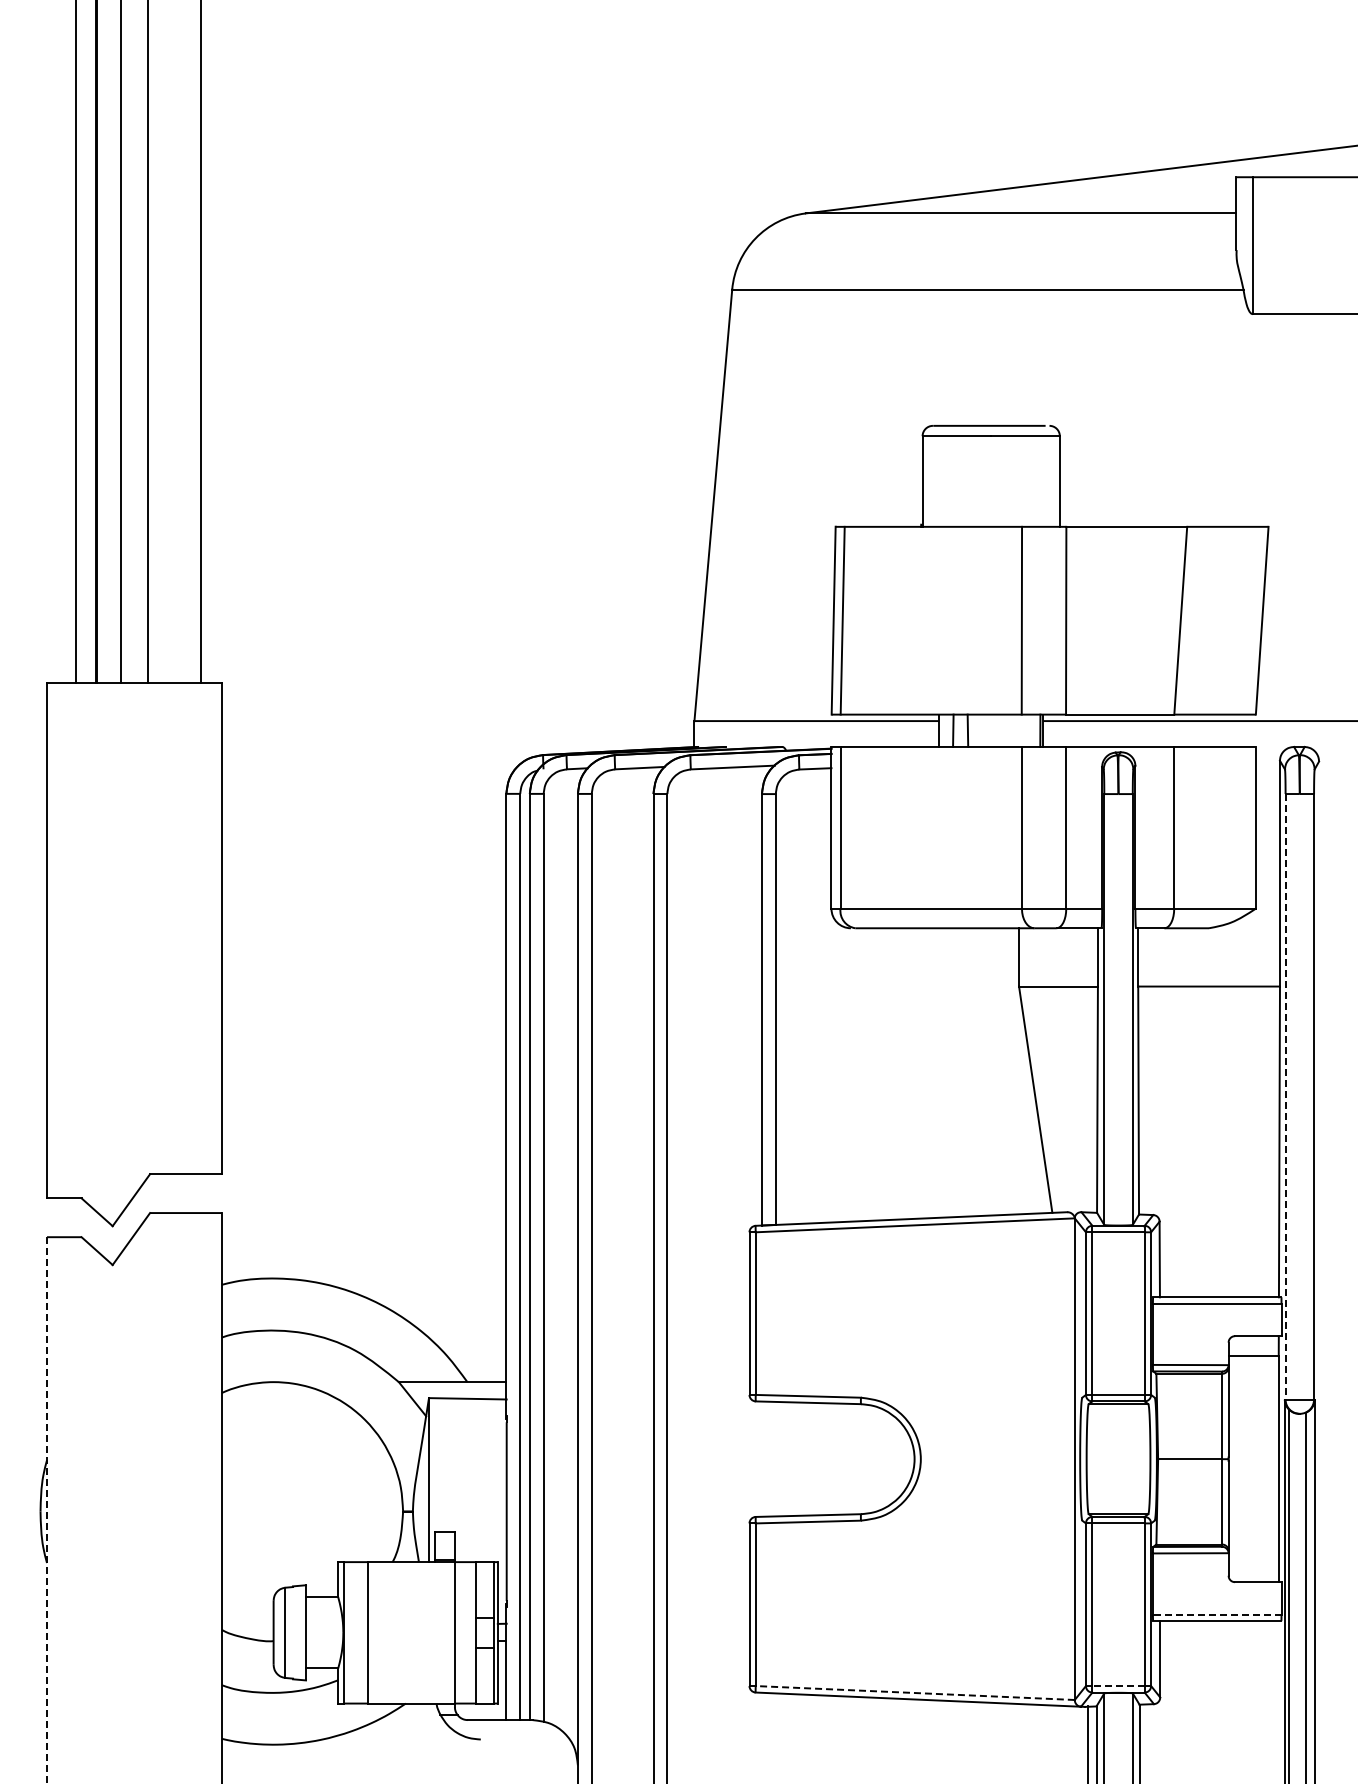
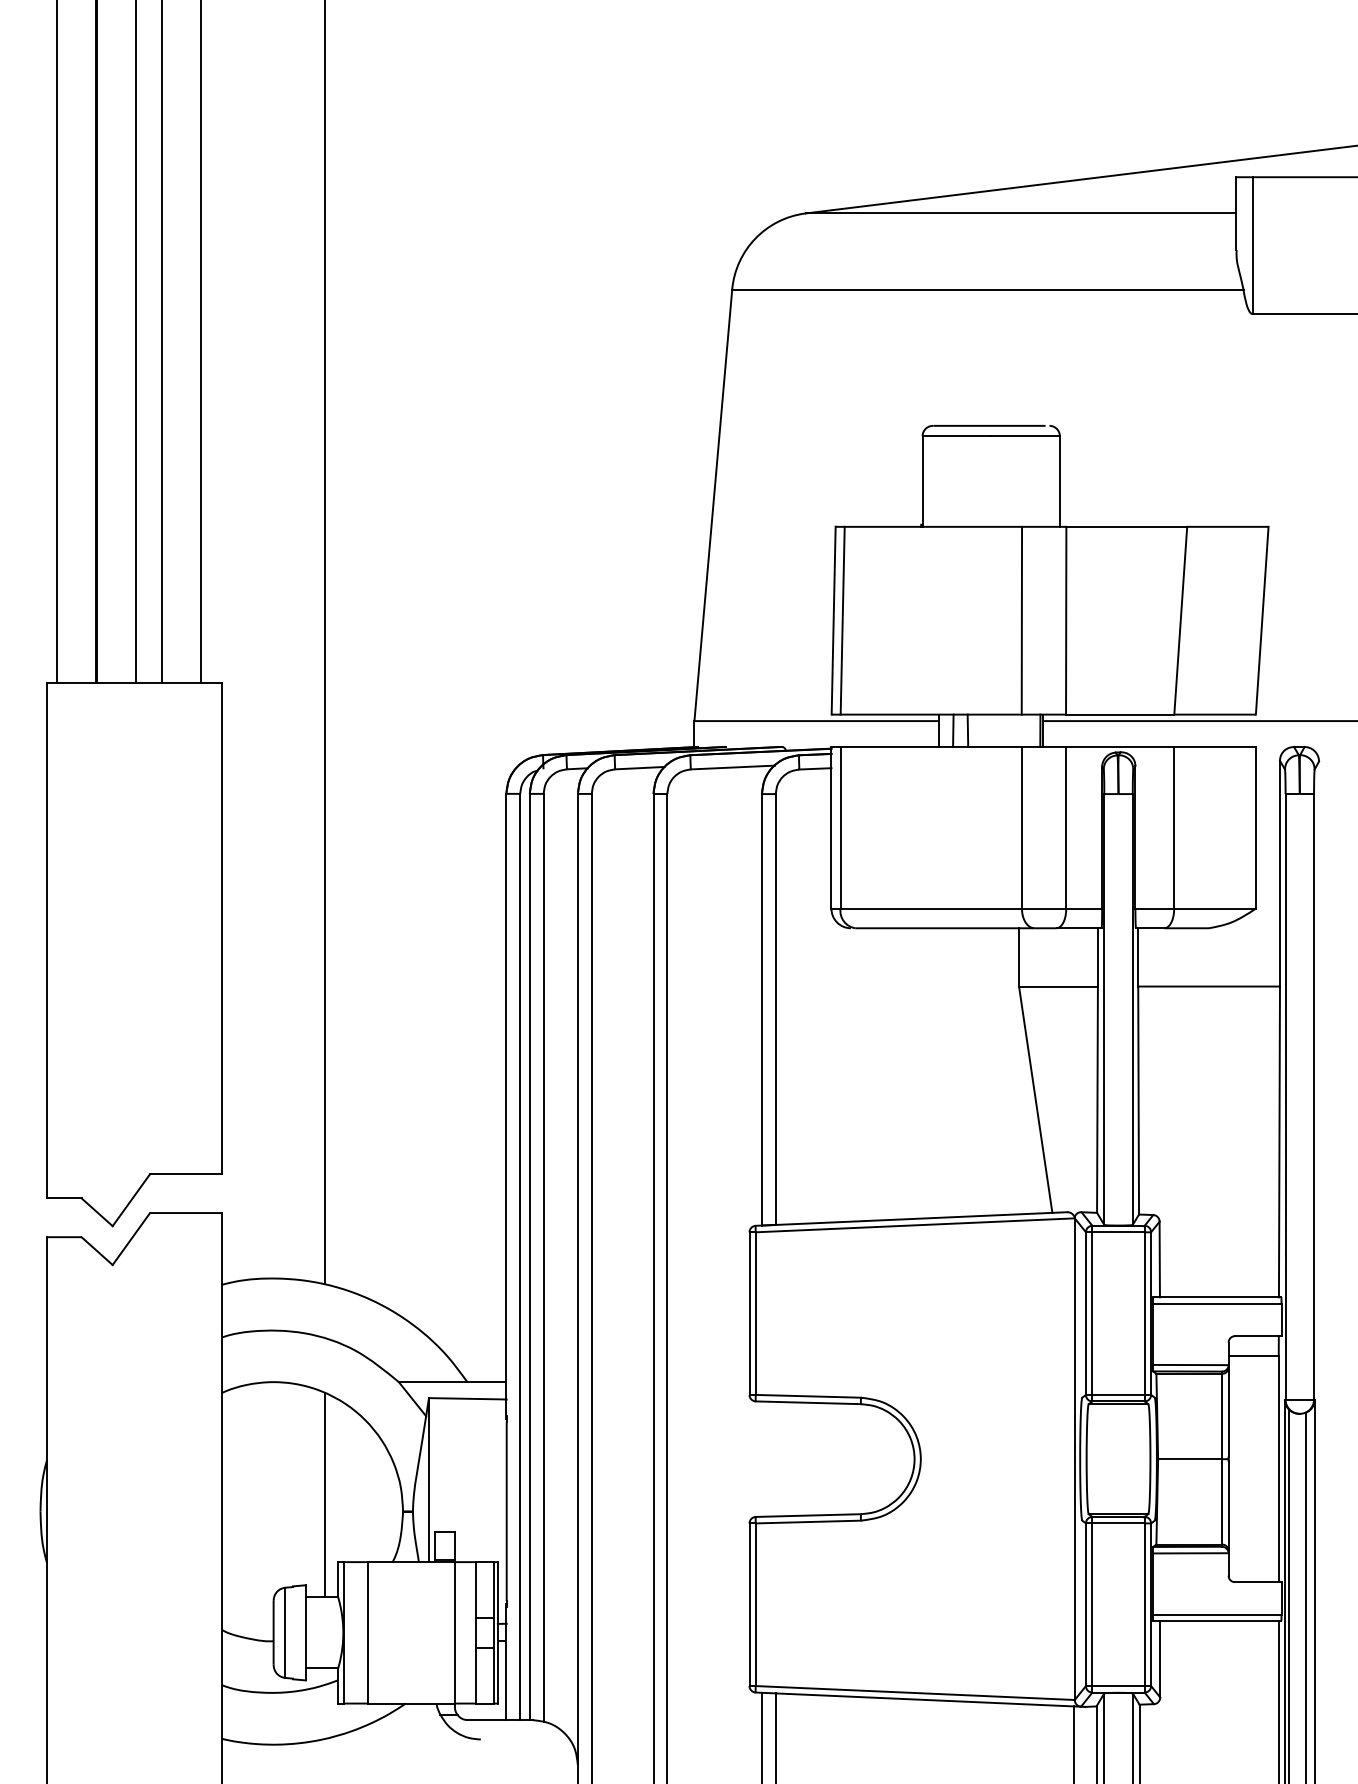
line position: (75, 342) -> (56, 342) (56, 342)
line position: (120, 342) -> (135, 342) (135, 342)
line position: (148, 342) -> (162, 342) (162, 342)
line: none -> present (325, 643)
line: dashed -> solid (1285, 1096)
line: none -> present (325, 1495)
line: dashed -> solid (47, 1511)
line: dashed -> solid (1216, 1614)
line: dashed -> solid (1118, 1686)
line: dashed -> solid (915, 1693)
line: none -> present (1278, 1700)
line: none -> present (761, 1736)
line: none -> present (775, 1736)
line position: (1087, 1743) -> (1073, 1743) (1073, 1743)
